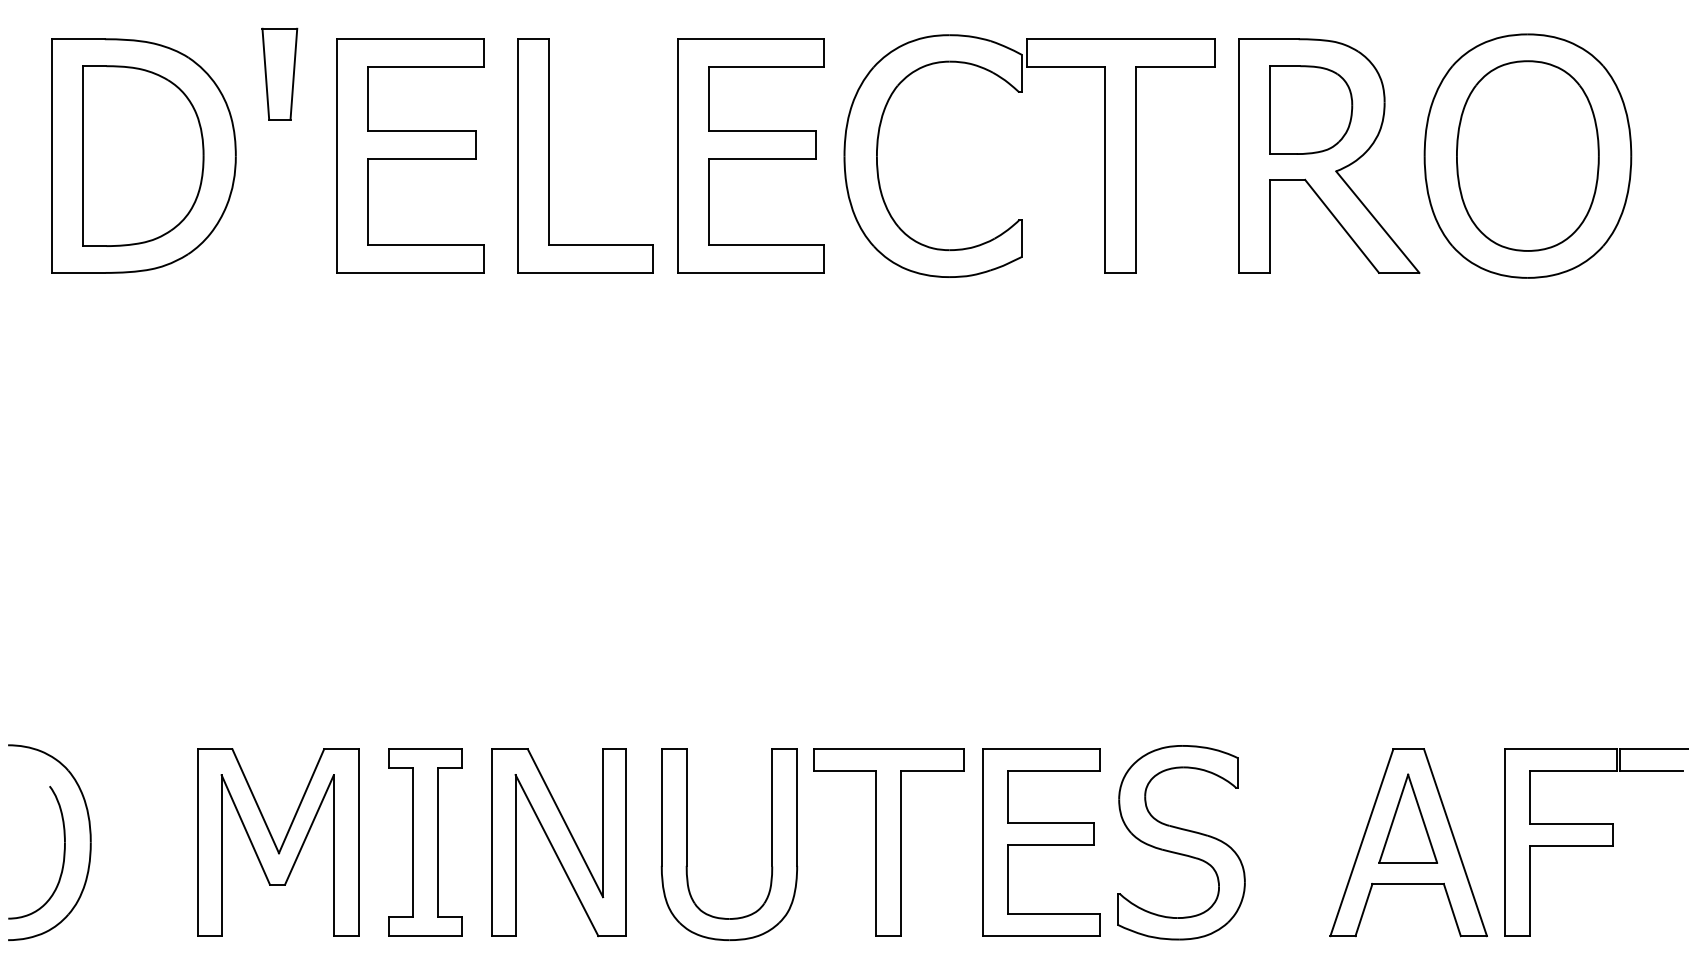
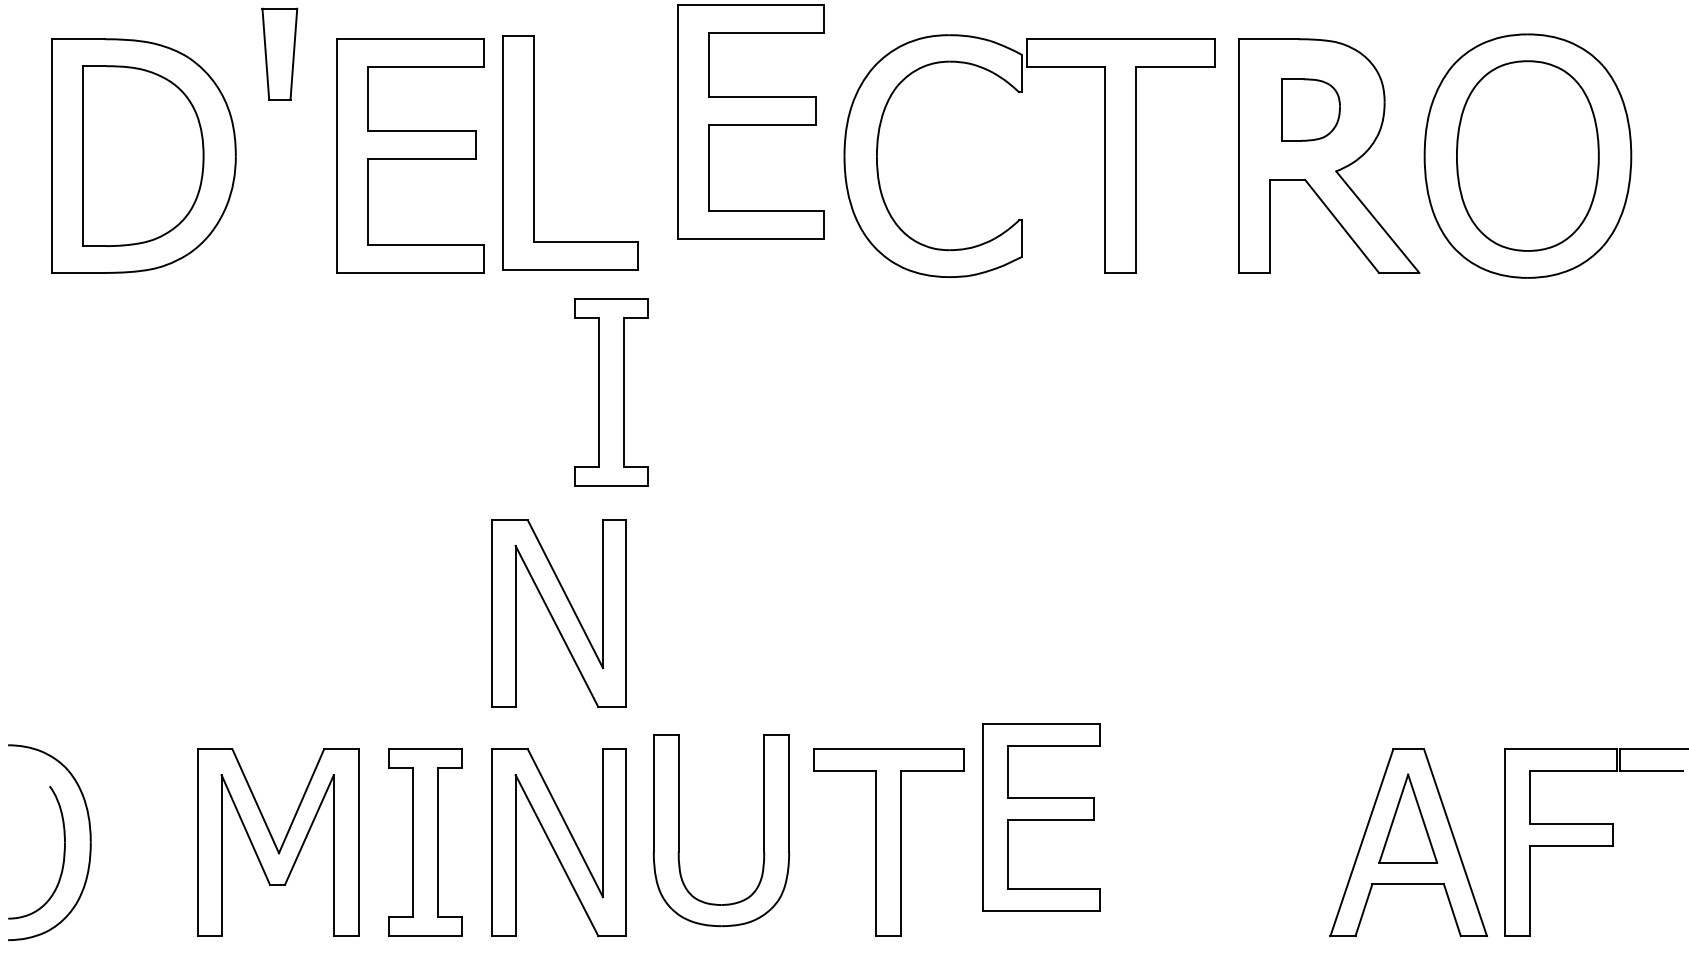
part position: (279, 73) -> (279, 53) (279, 53)
part size: 85x90 px -> 60x64 px (1310, 109)
part position: (549, 155) -> (534, 152) (534, 152)
part position: (750, 155) -> (750, 121) (750, 121)
part: none -> present (611, 392)
part: none -> present (558, 613)
part position: (1041, 842) -> (1041, 817) (1041, 817)
part: present -> none (1181, 842)
part position: (687, 844) -> (679, 830) (679, 830)
